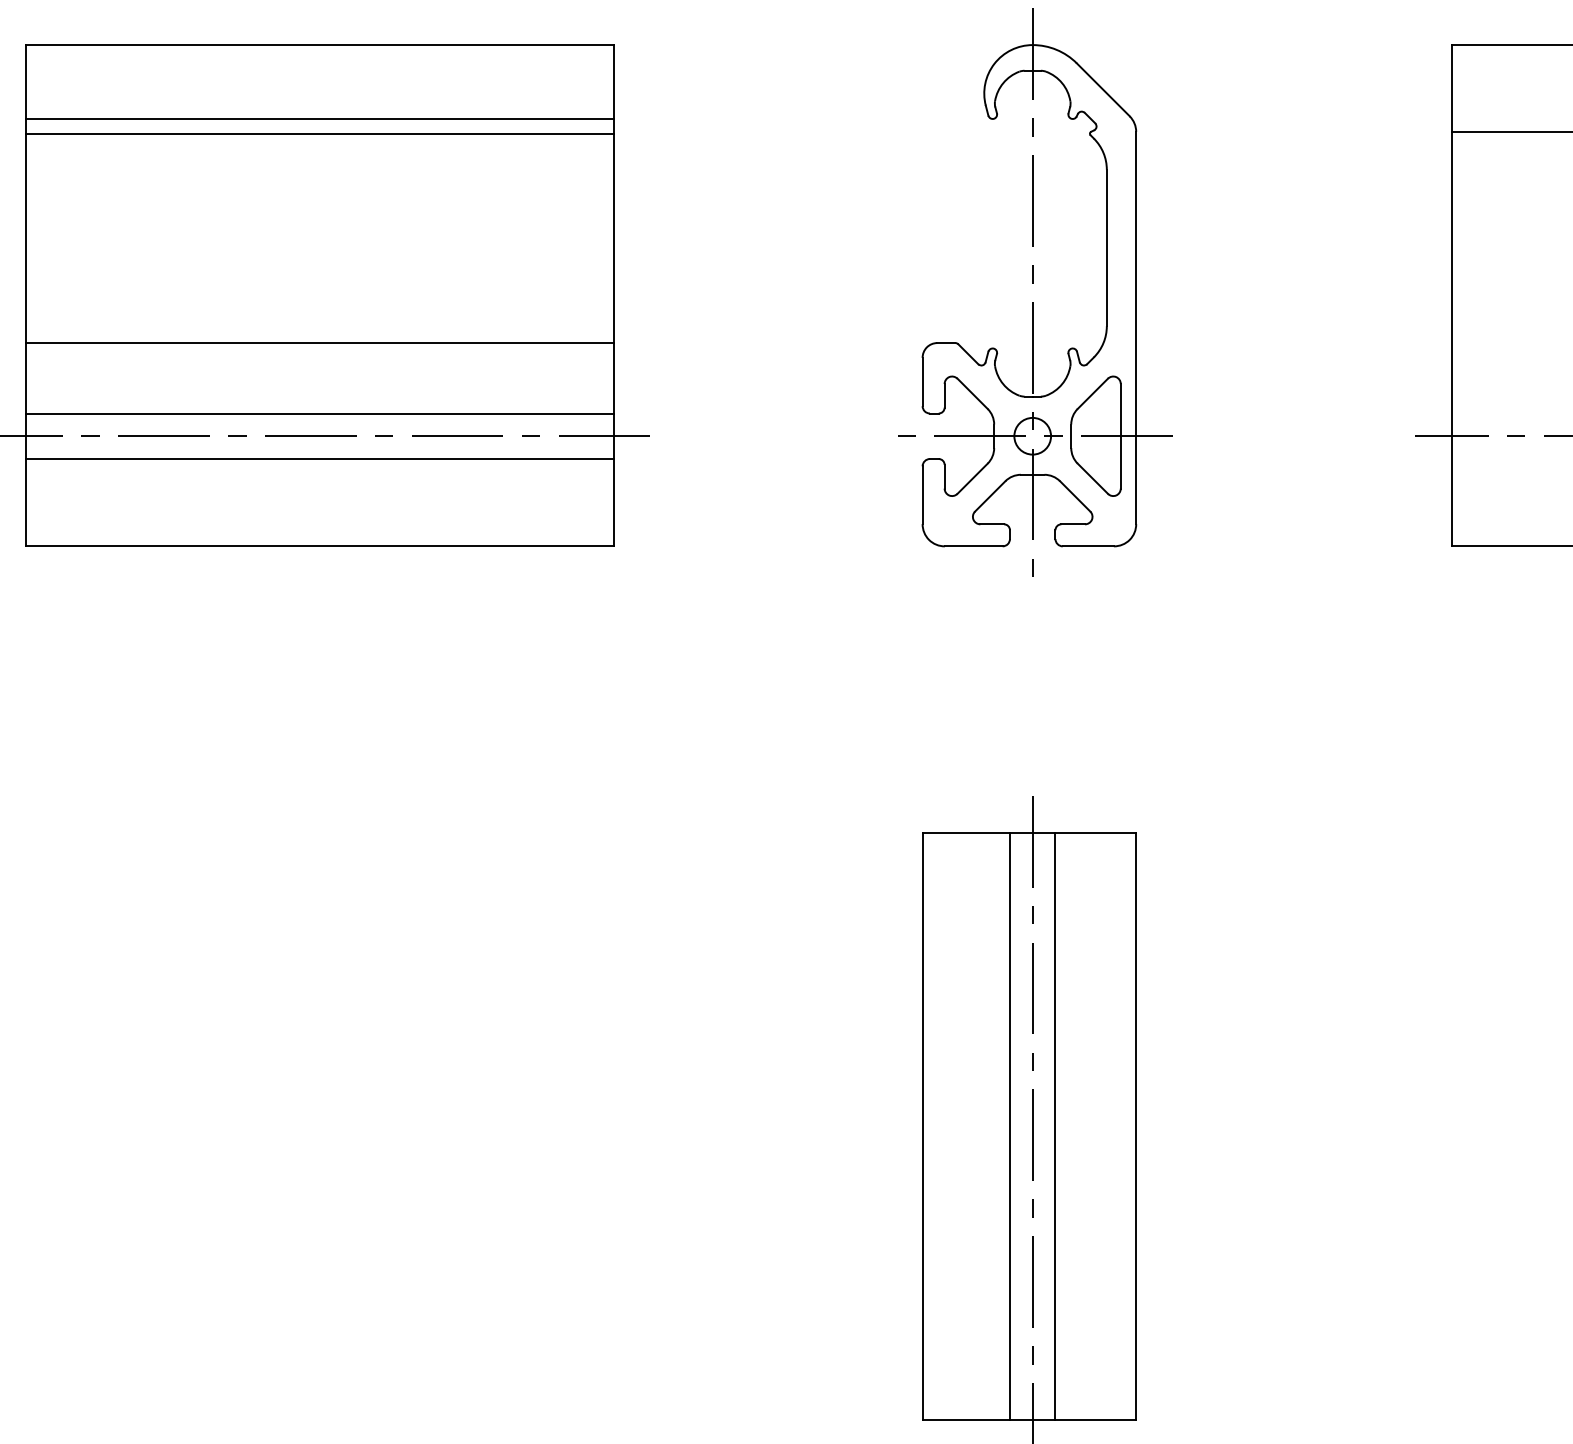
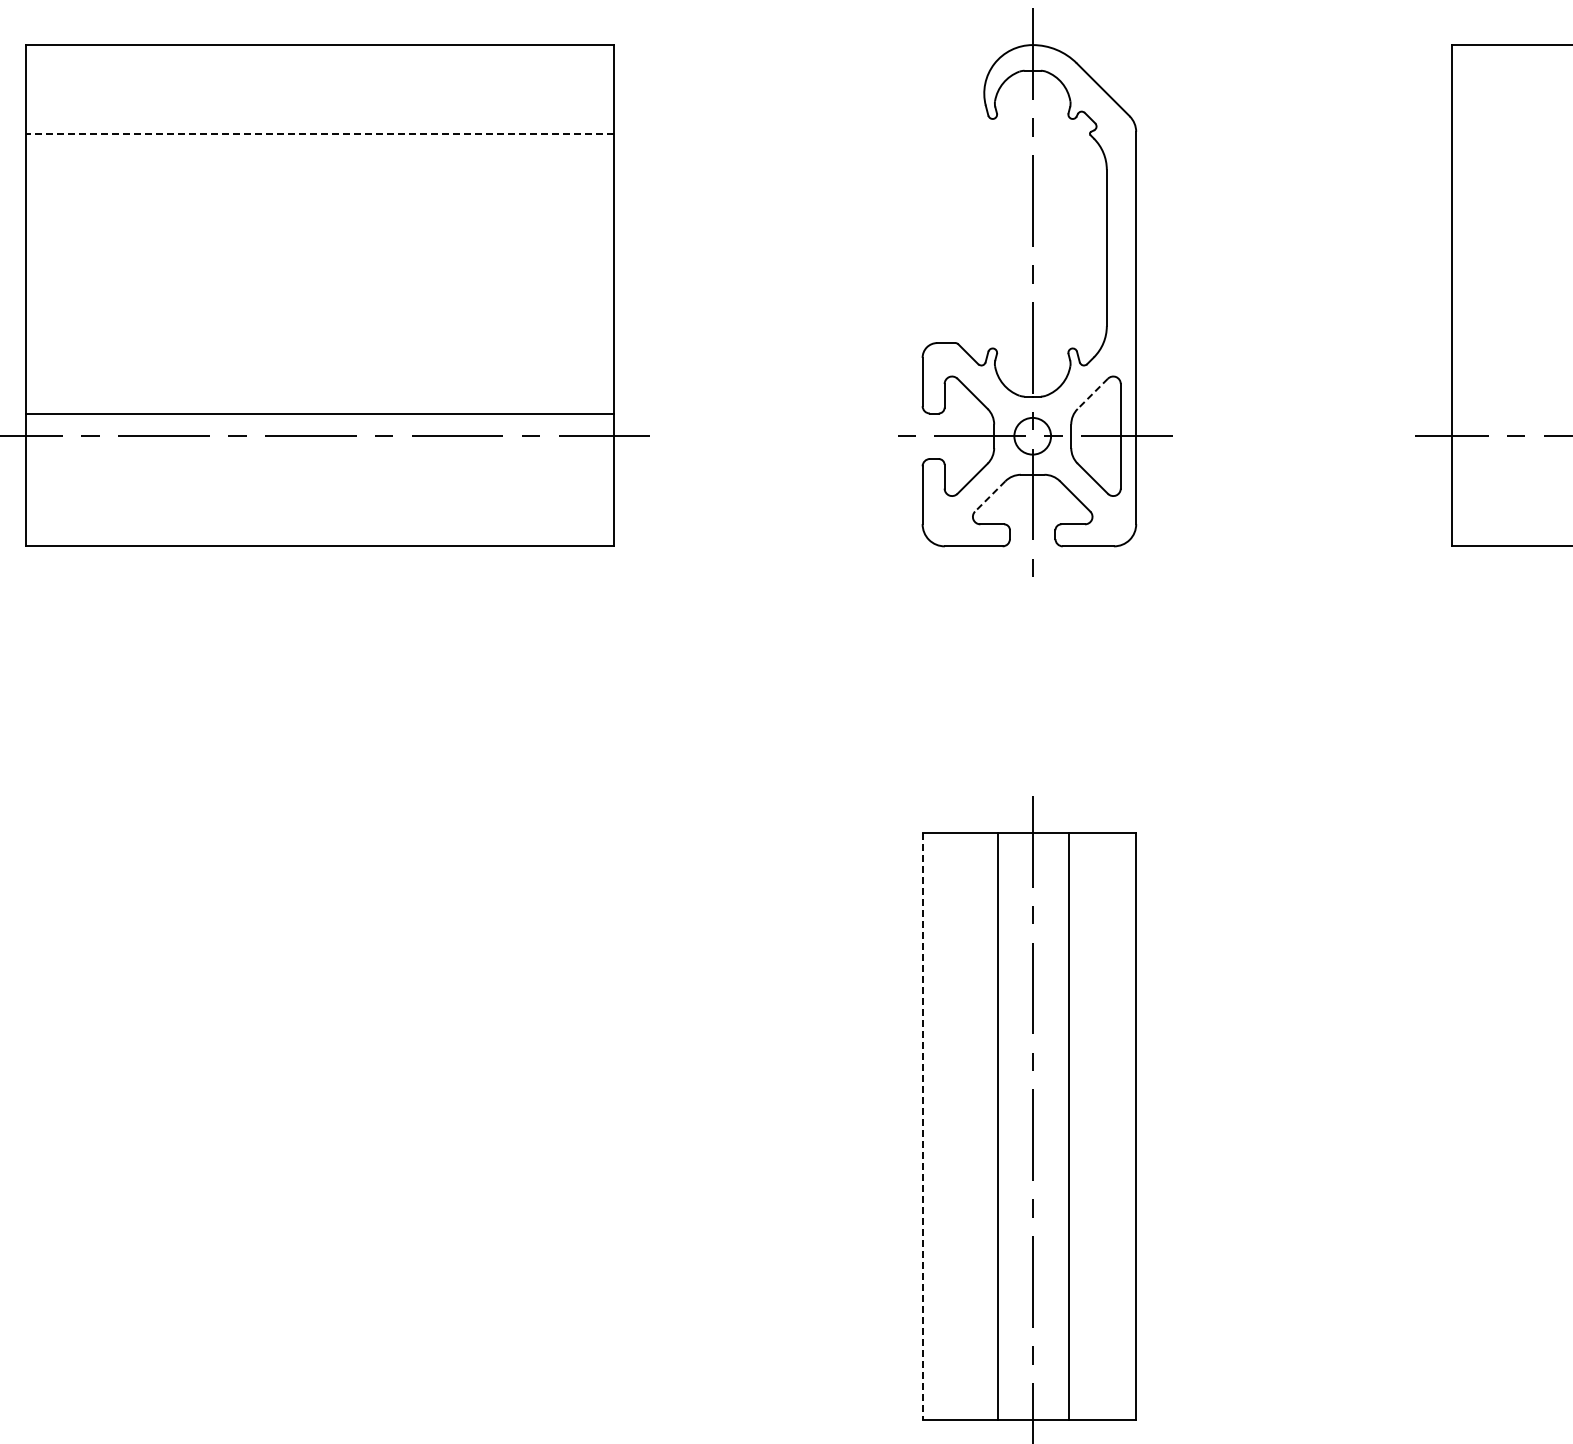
line: present -> none (319, 118)
line: present -> none (1510, 131)
line: solid -> dashed (320, 133)
line: present -> none (319, 343)
line: solid -> dashed (1092, 394)
line: present -> none (319, 459)
line: solid -> dashed (989, 496)
line position: (1009, 1125) -> (997, 1125) (997, 1125)
line position: (1055, 1125) -> (1069, 1125) (1069, 1125)
line: solid -> dashed (922, 1126)
